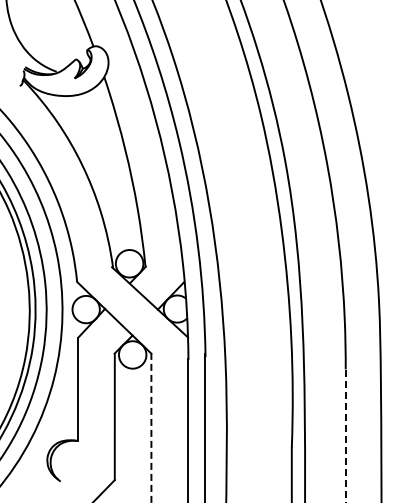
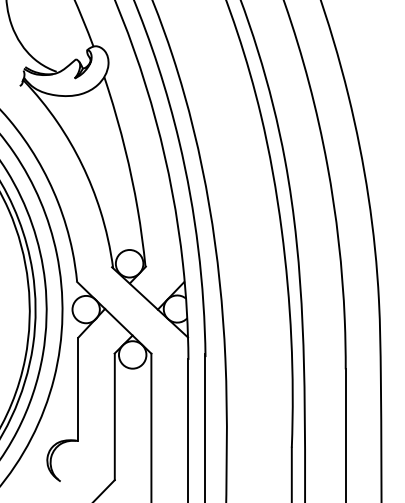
line: dashed -> solid (151, 427)
line: dashed -> solid (345, 435)
